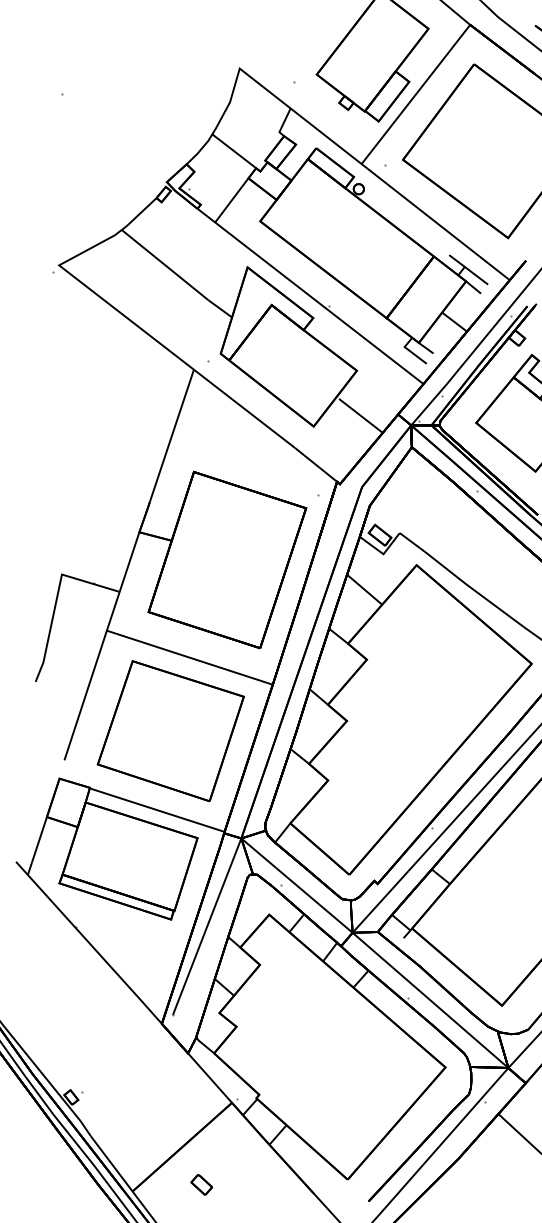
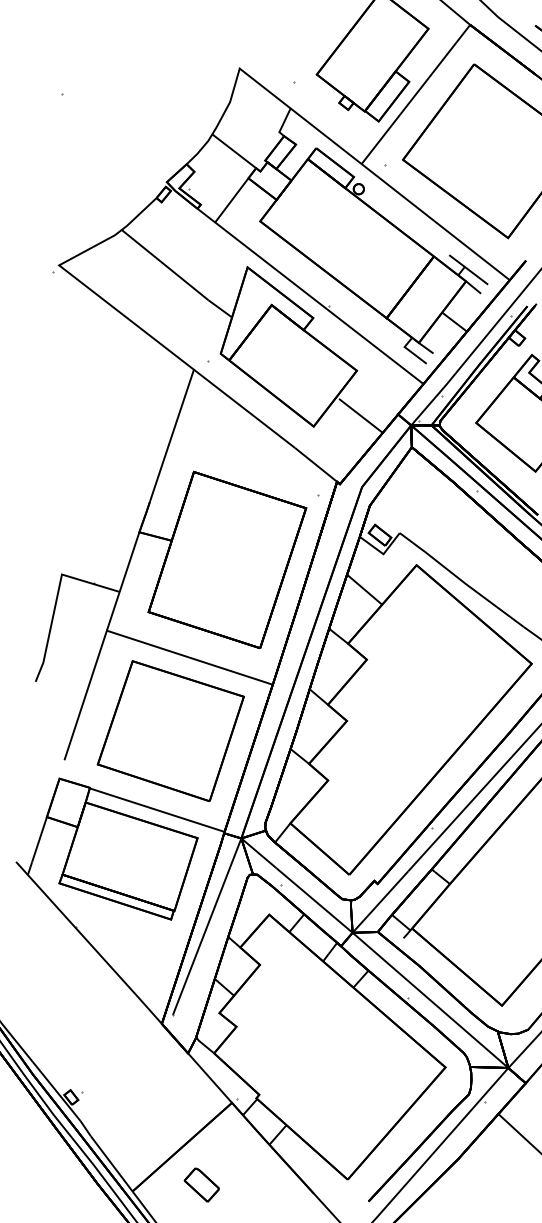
part size: 23x22 px -> 37x36 px (201, 1184)
